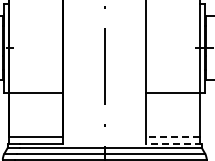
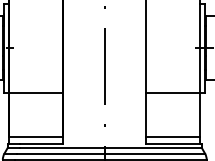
line: dashed -> solid (172, 137)
line: dashed -> solid (174, 143)
